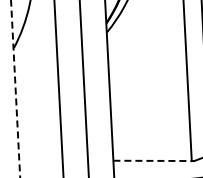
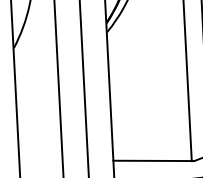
line: dashed -> solid (15, 88)
line: dashed -> solid (154, 160)
